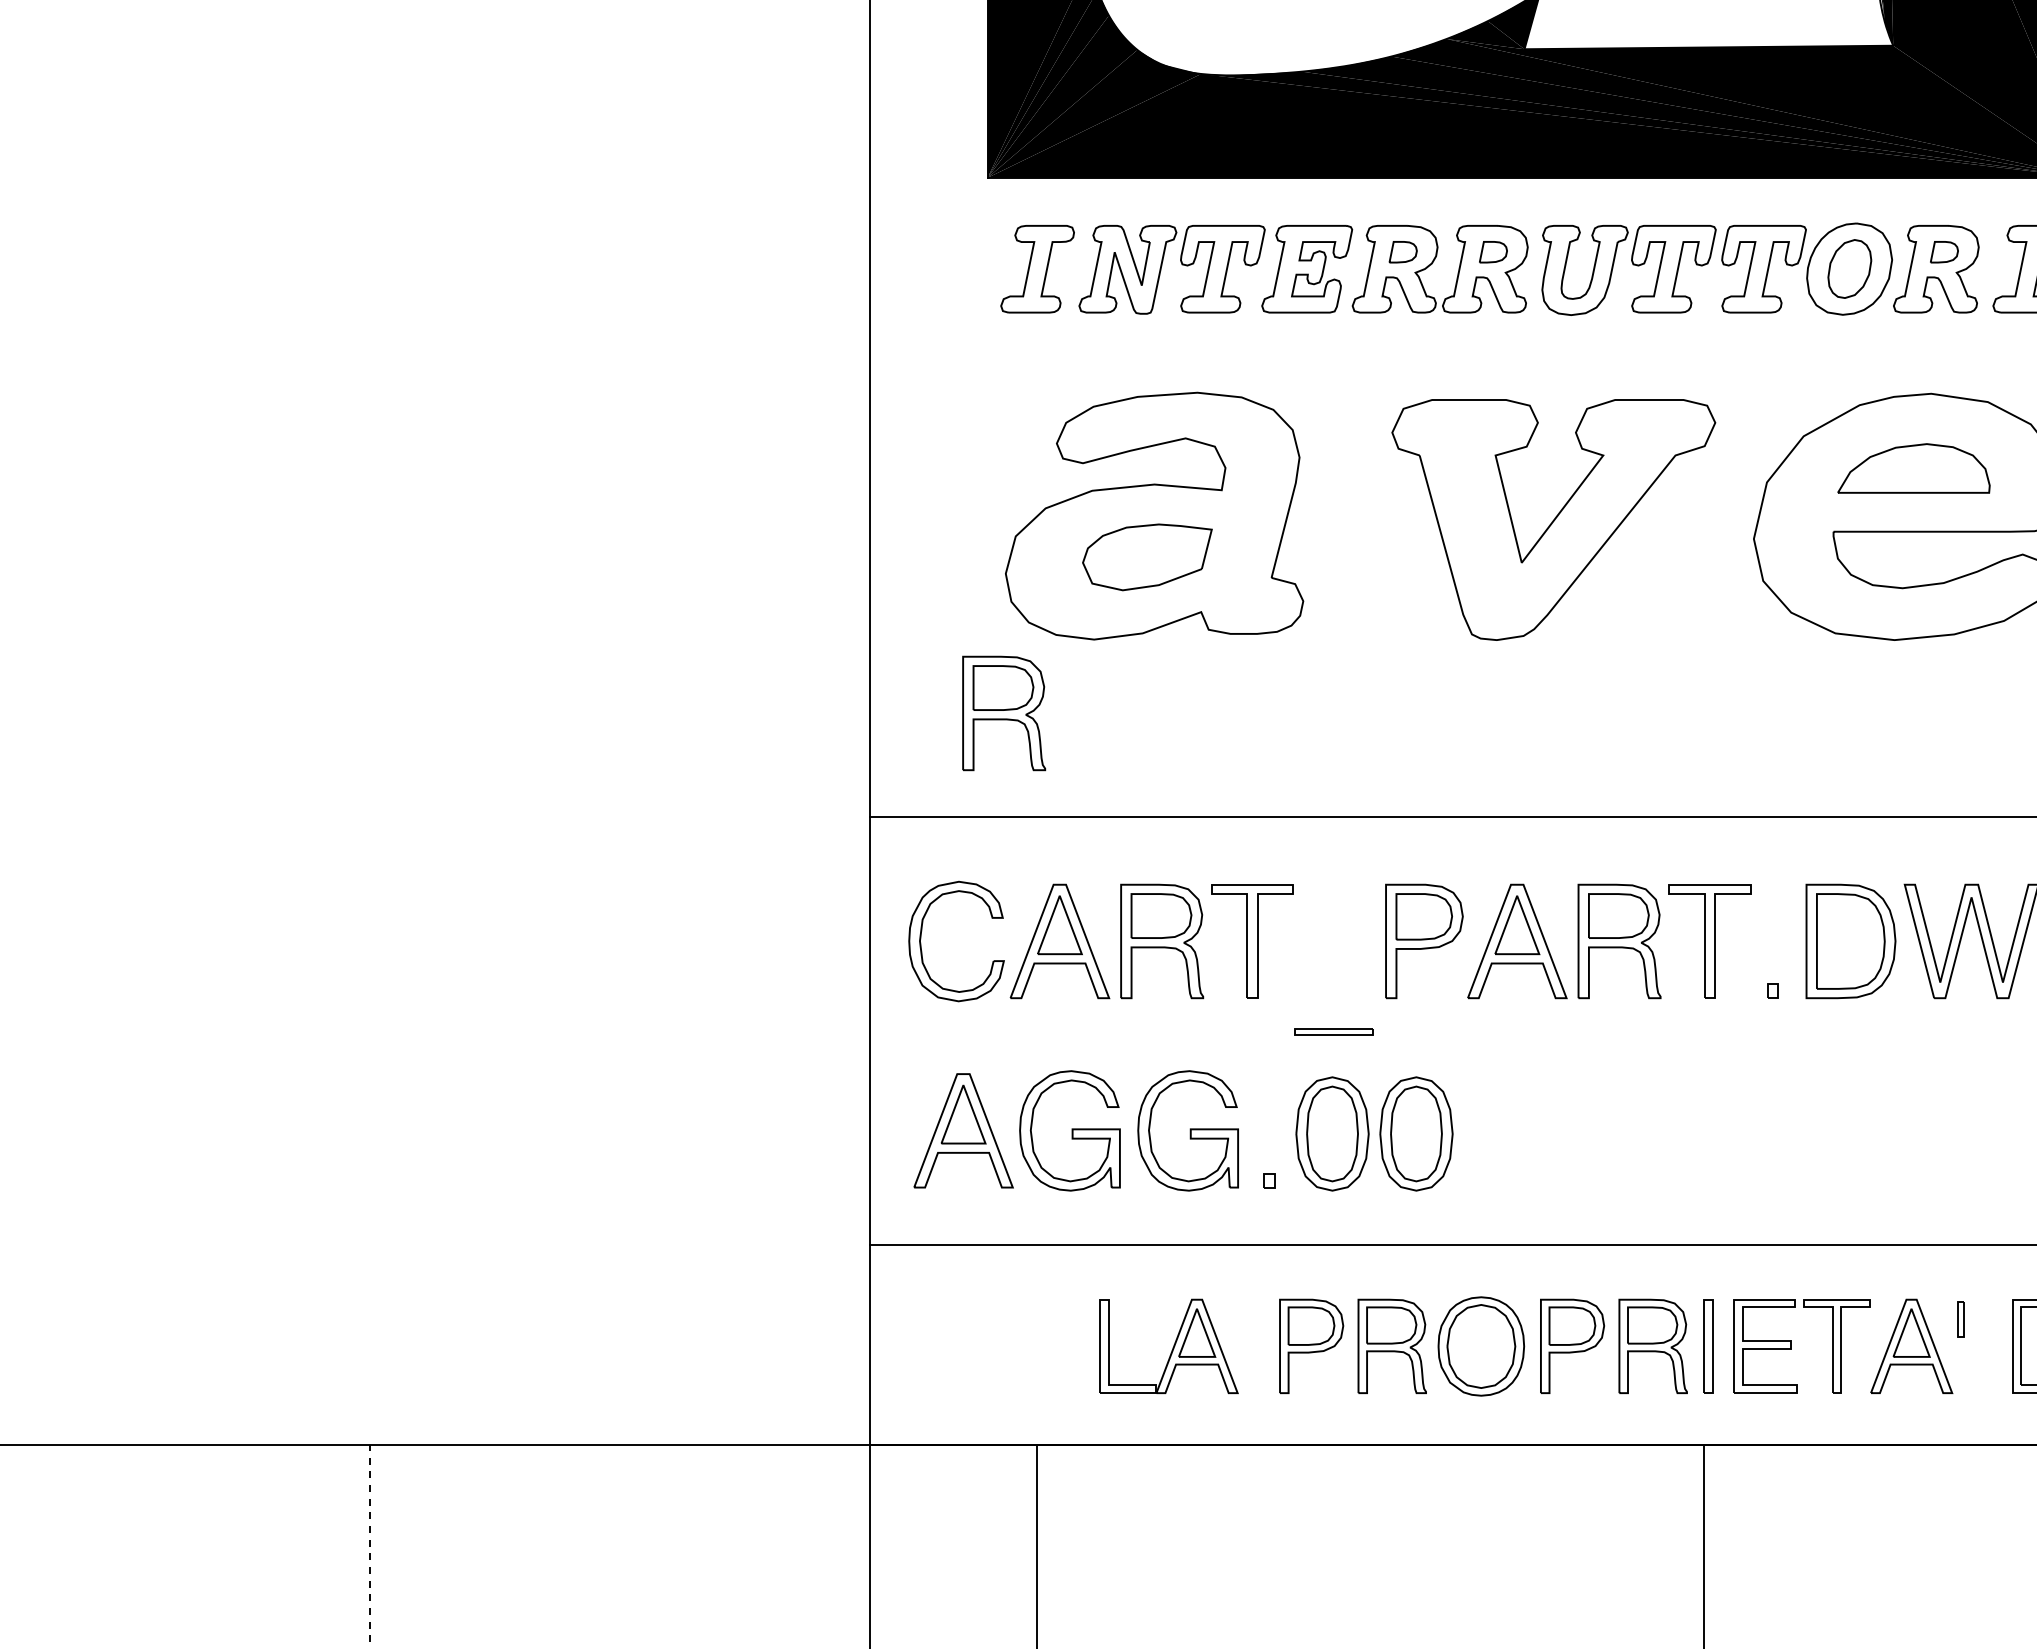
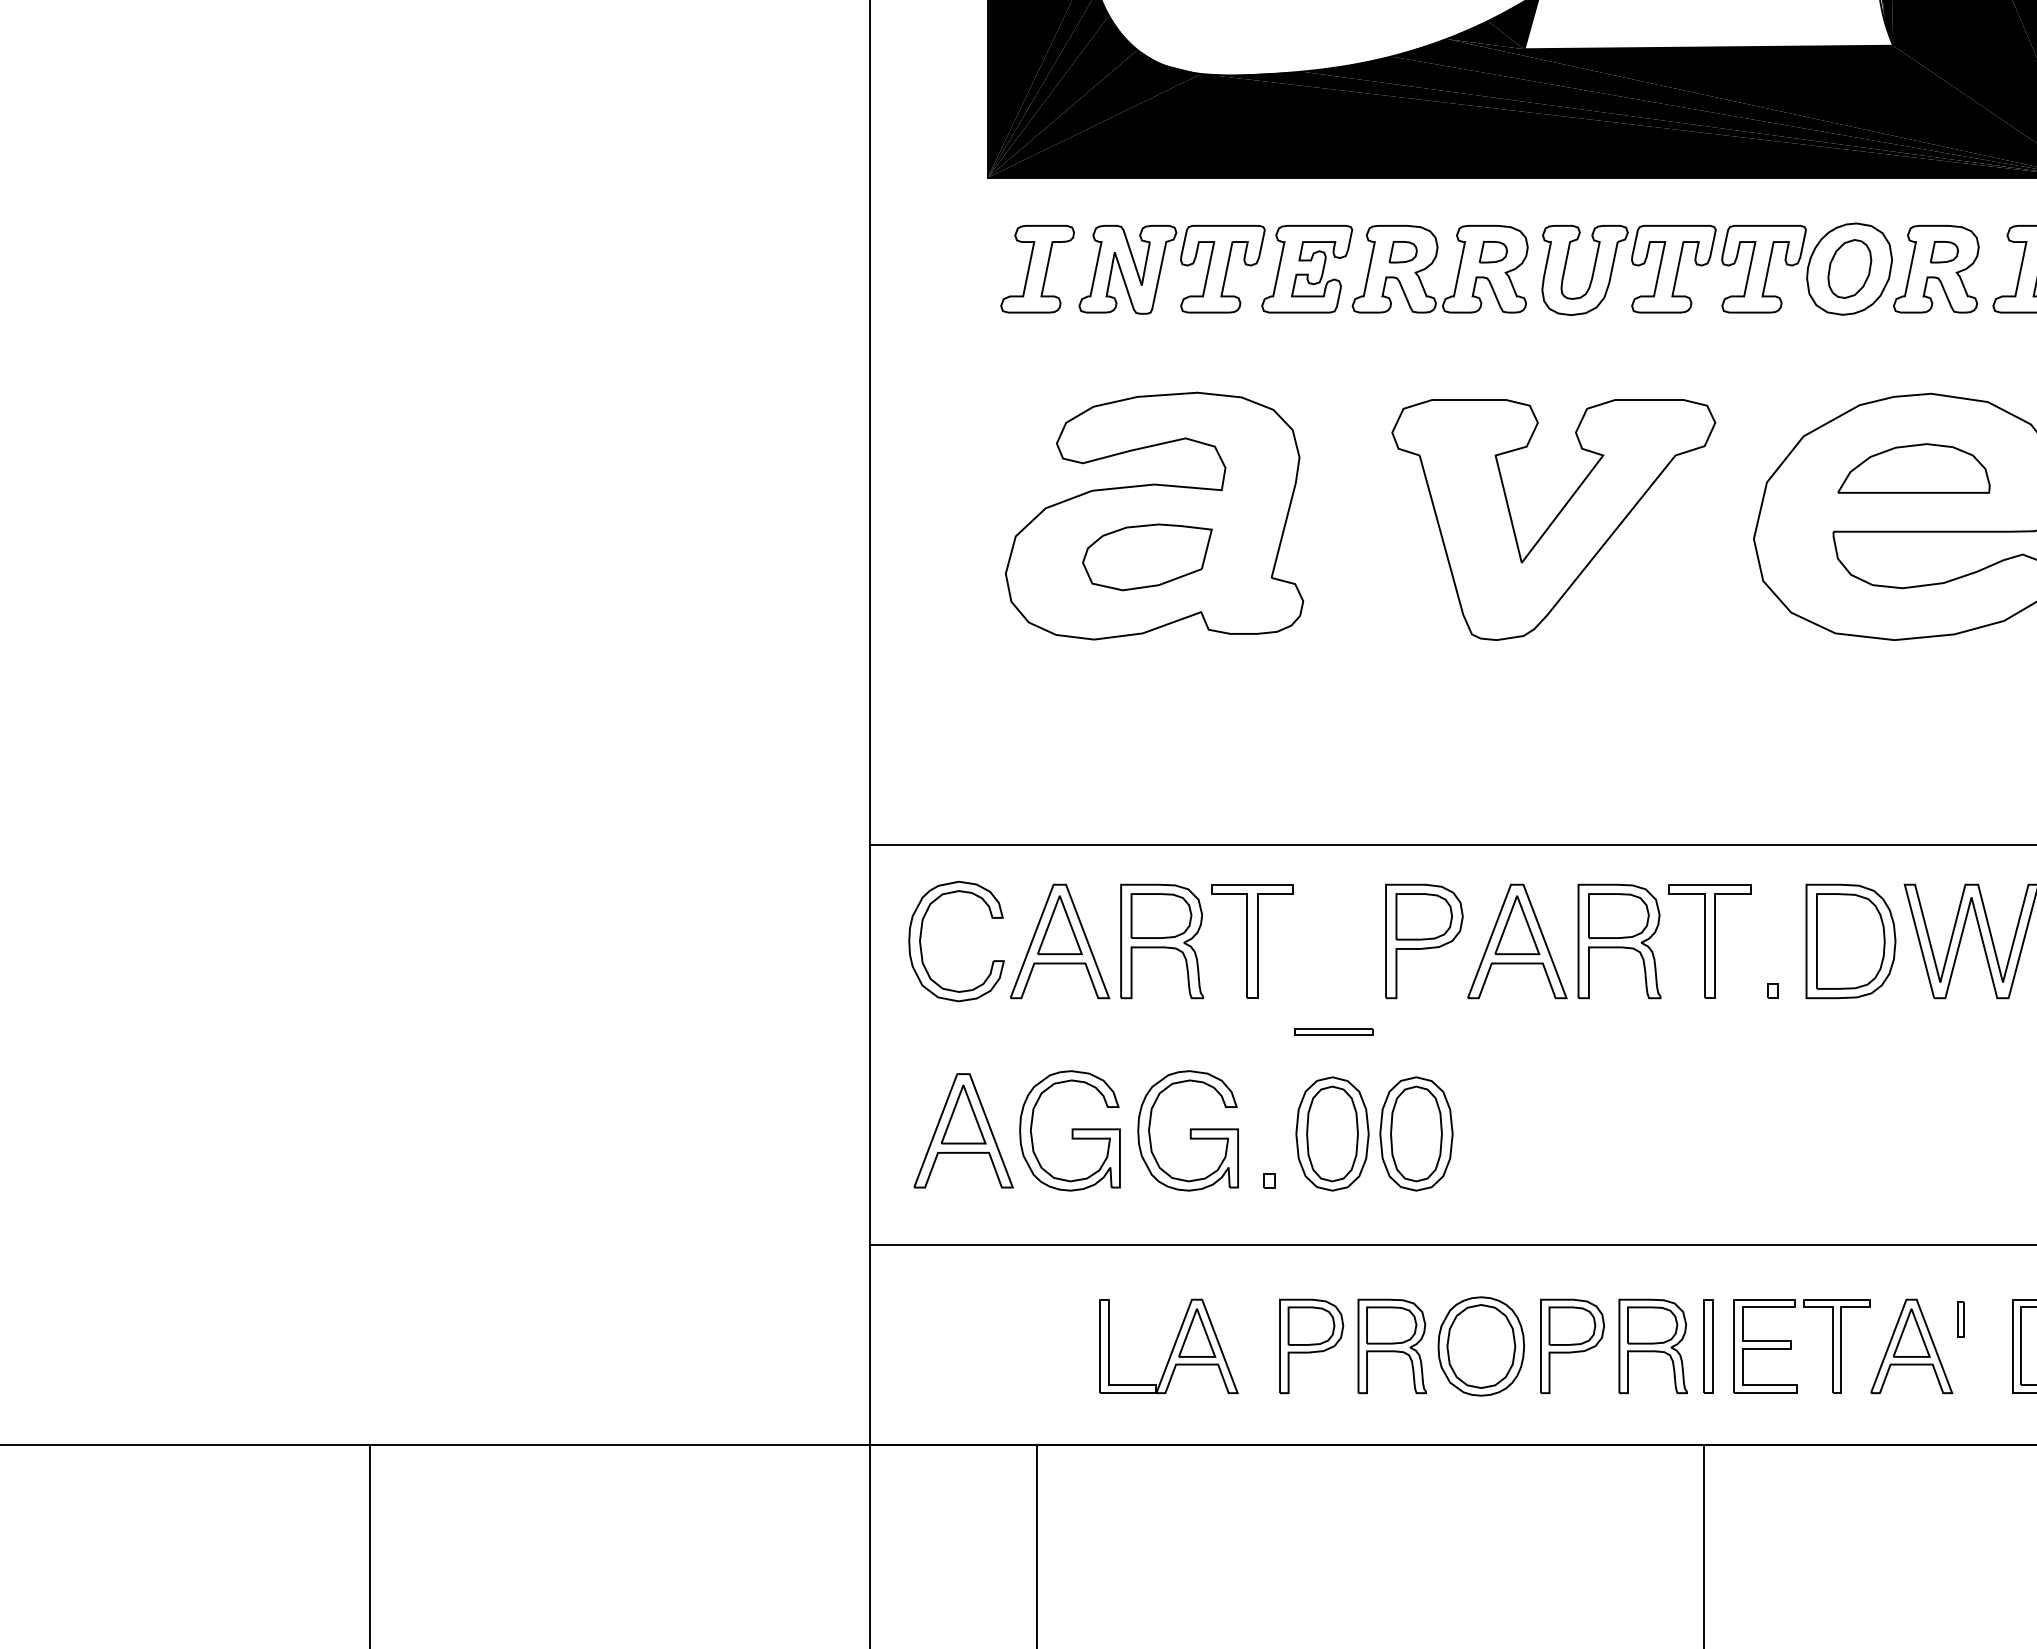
part: present -> none (1004, 713)
line position: (1451, 816) -> (1451, 844) (1451, 844)
line: dashed -> solid (369, 1546)
